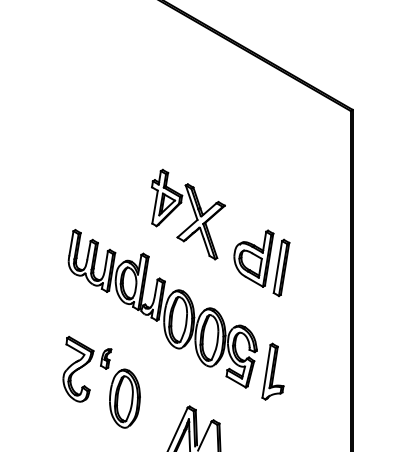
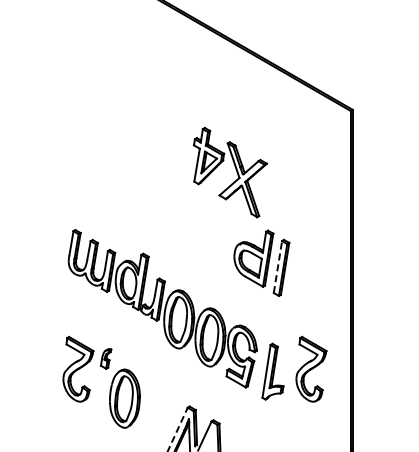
part position: (188, 214) -> (230, 172) (230, 172)
line: solid -> dashed (278, 266)
part: none -> present (311, 368)
line: solid -> dashed (177, 429)
